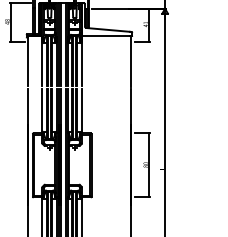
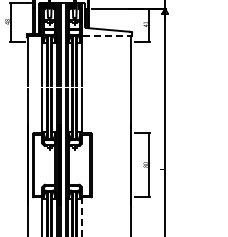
line: solid -> dashed (106, 36)
line: solid -> dashed (81, 217)
